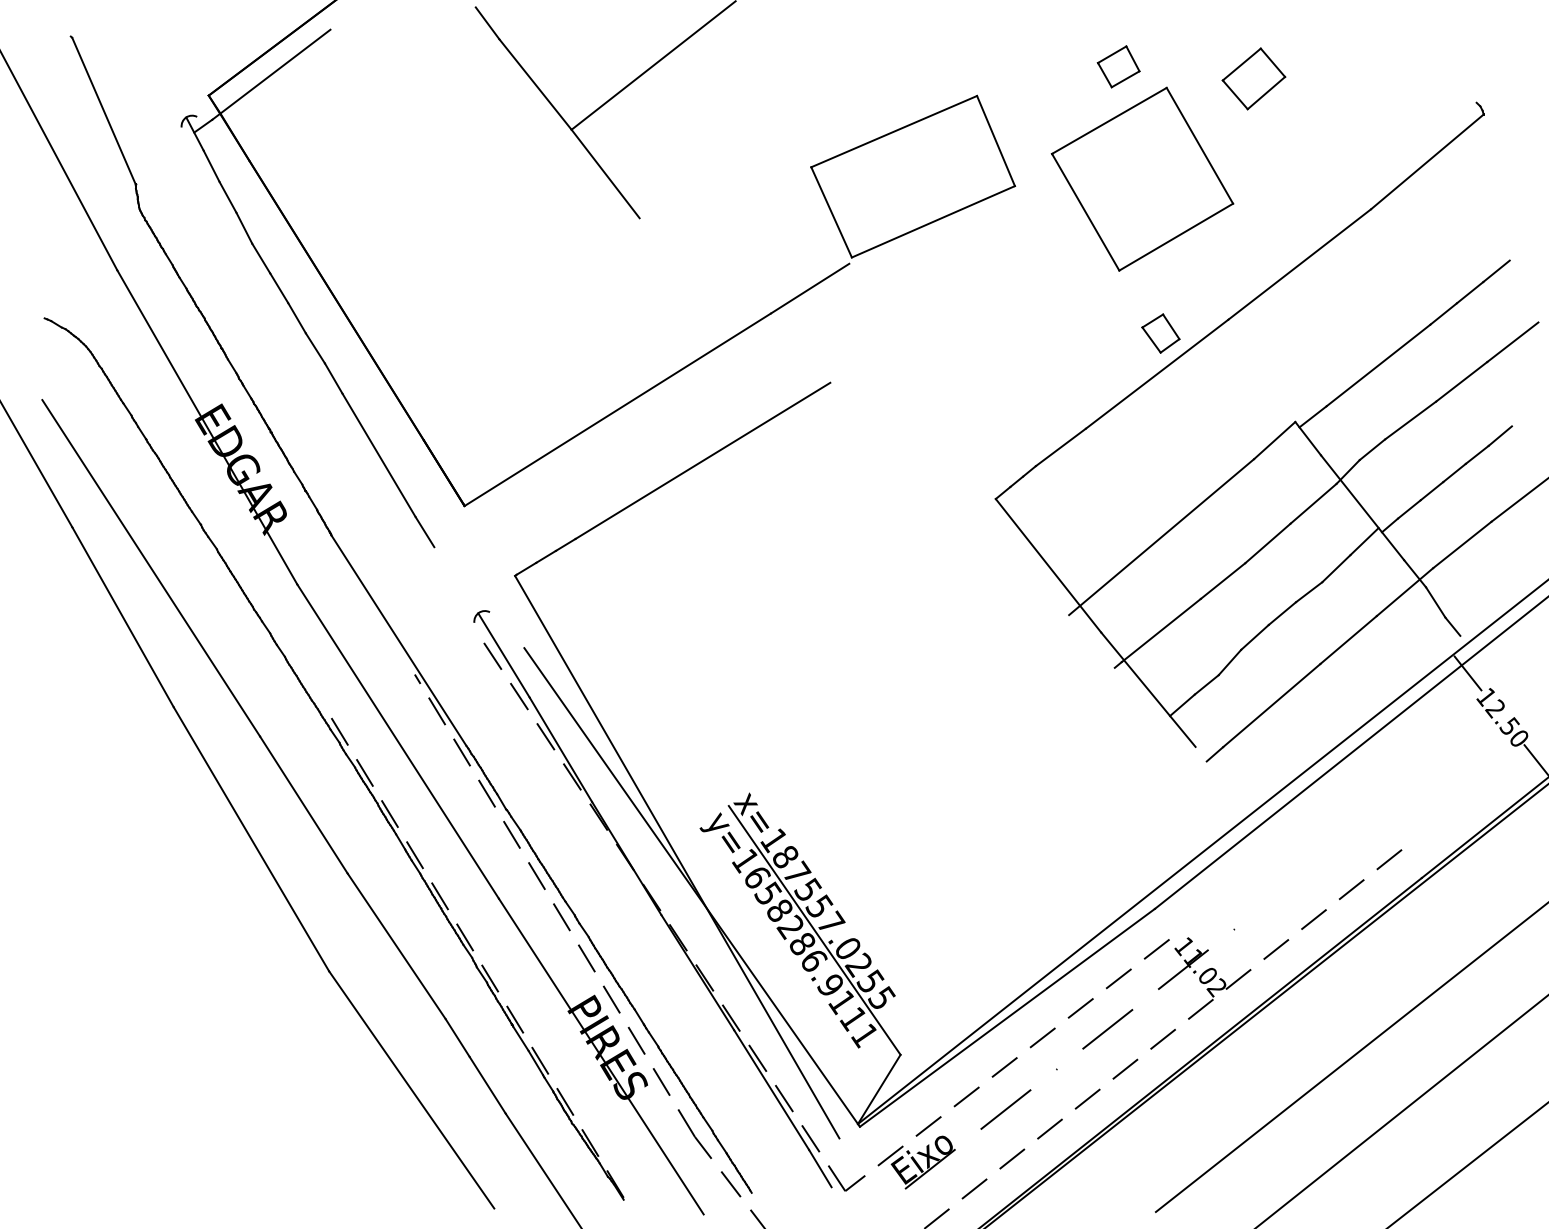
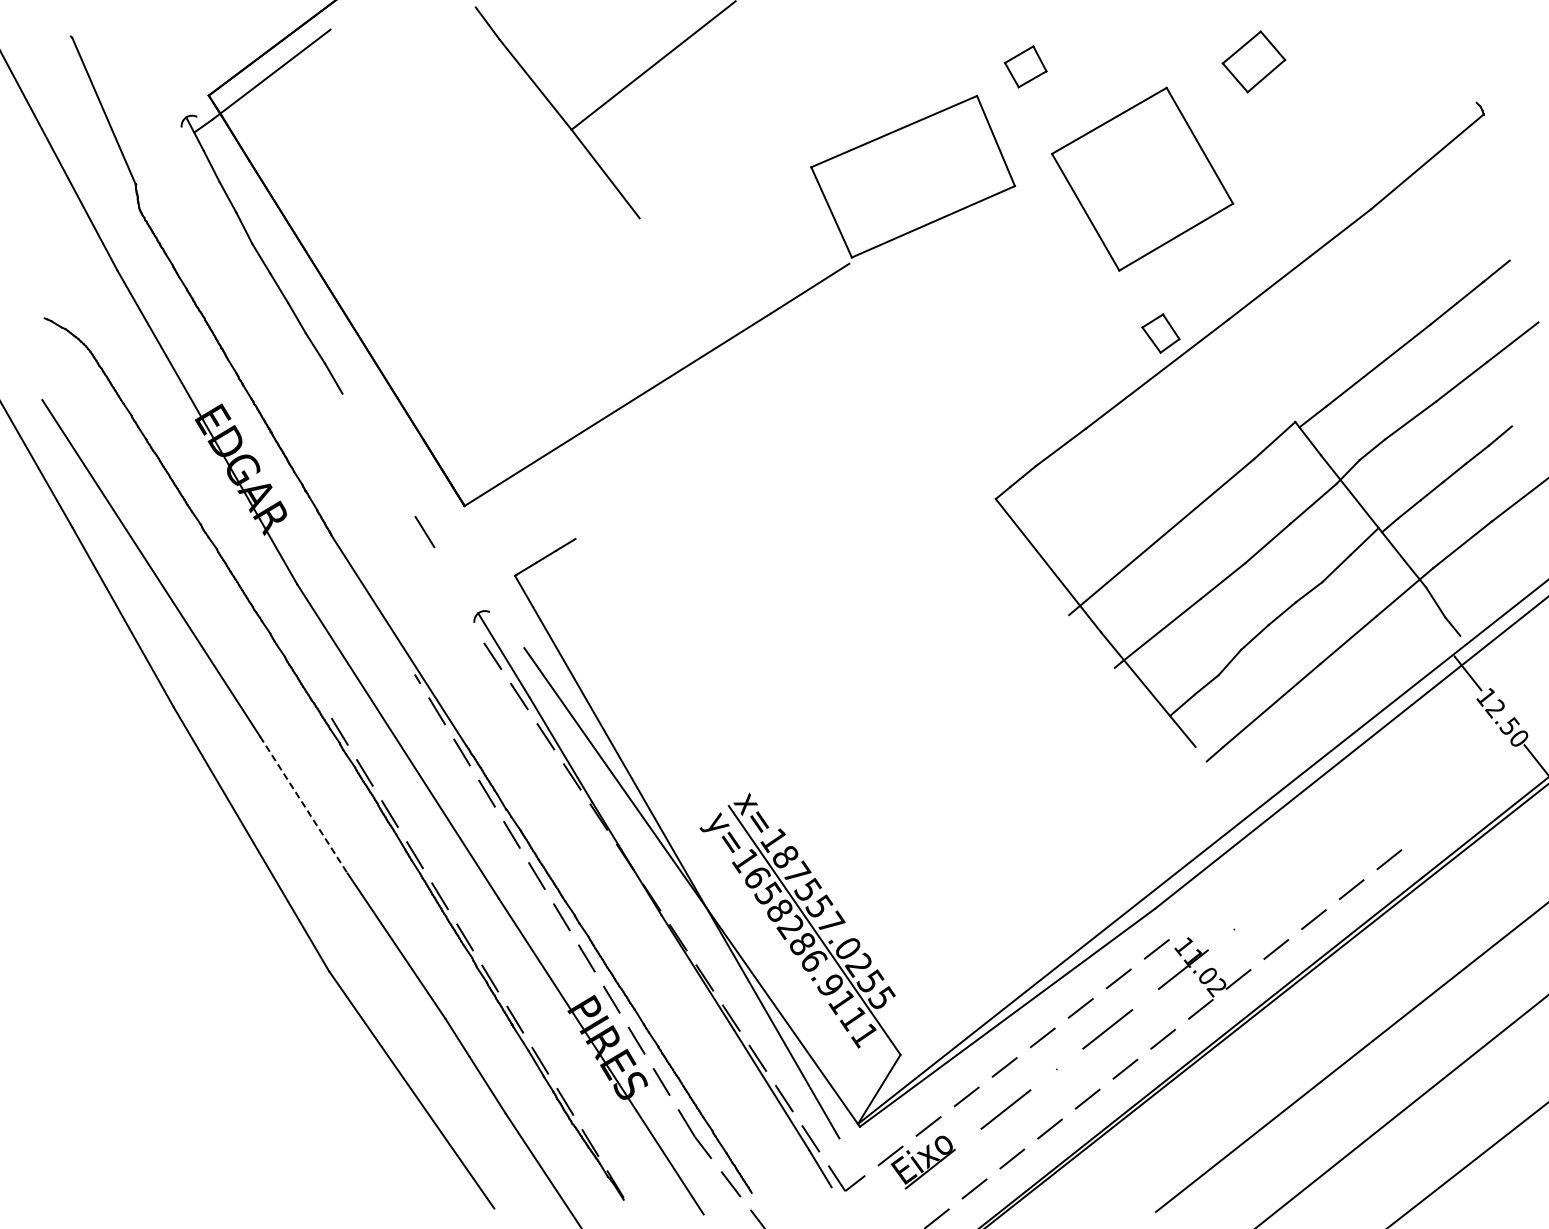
part position: (1118, 66) -> (1025, 66) (1025, 66)
part position: (1253, 78) -> (1253, 61) (1253, 61)
line: present -> none (378, 455)
line: present -> none (702, 460)
line: solid -> dashed (304, 805)
